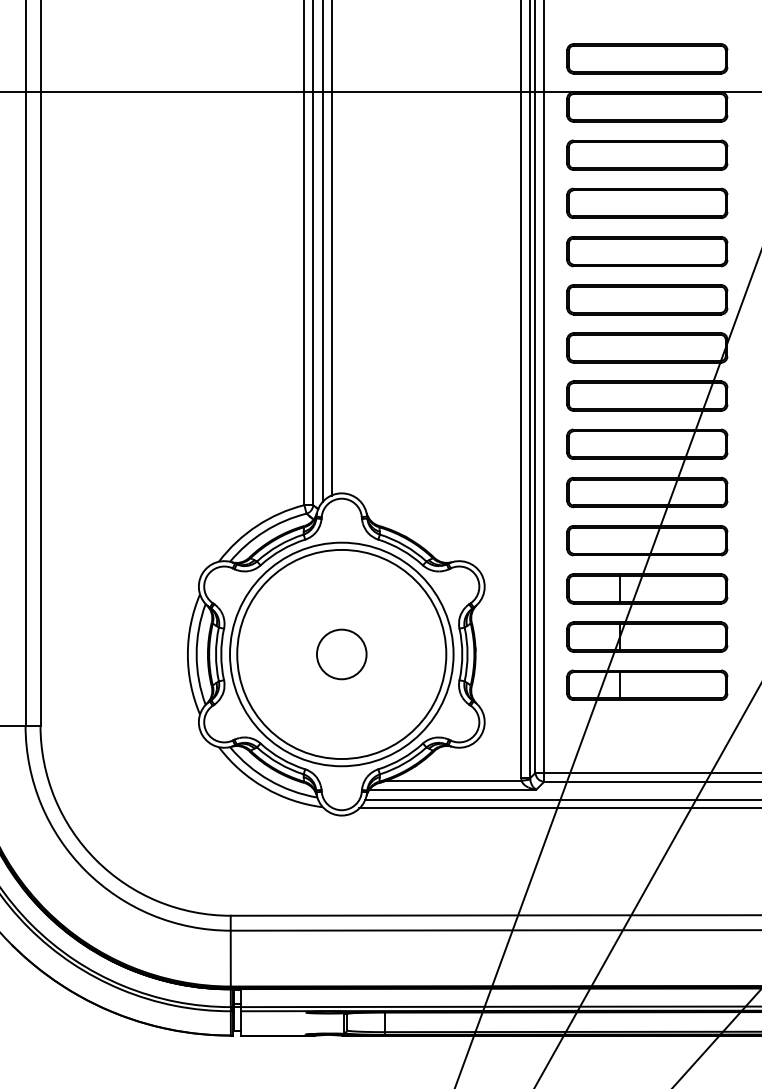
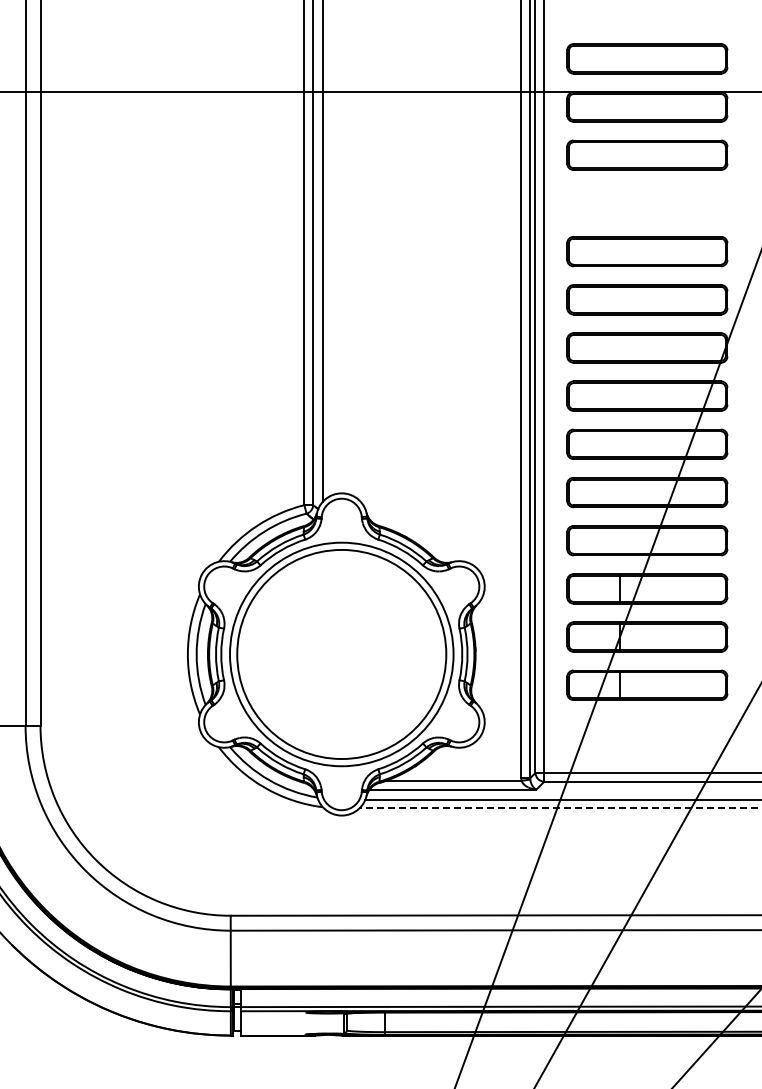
part: present -> none (647, 202)
line: present -> none (331, 248)
circle: present -> none (341, 654)
line: solid -> dashed (560, 808)
